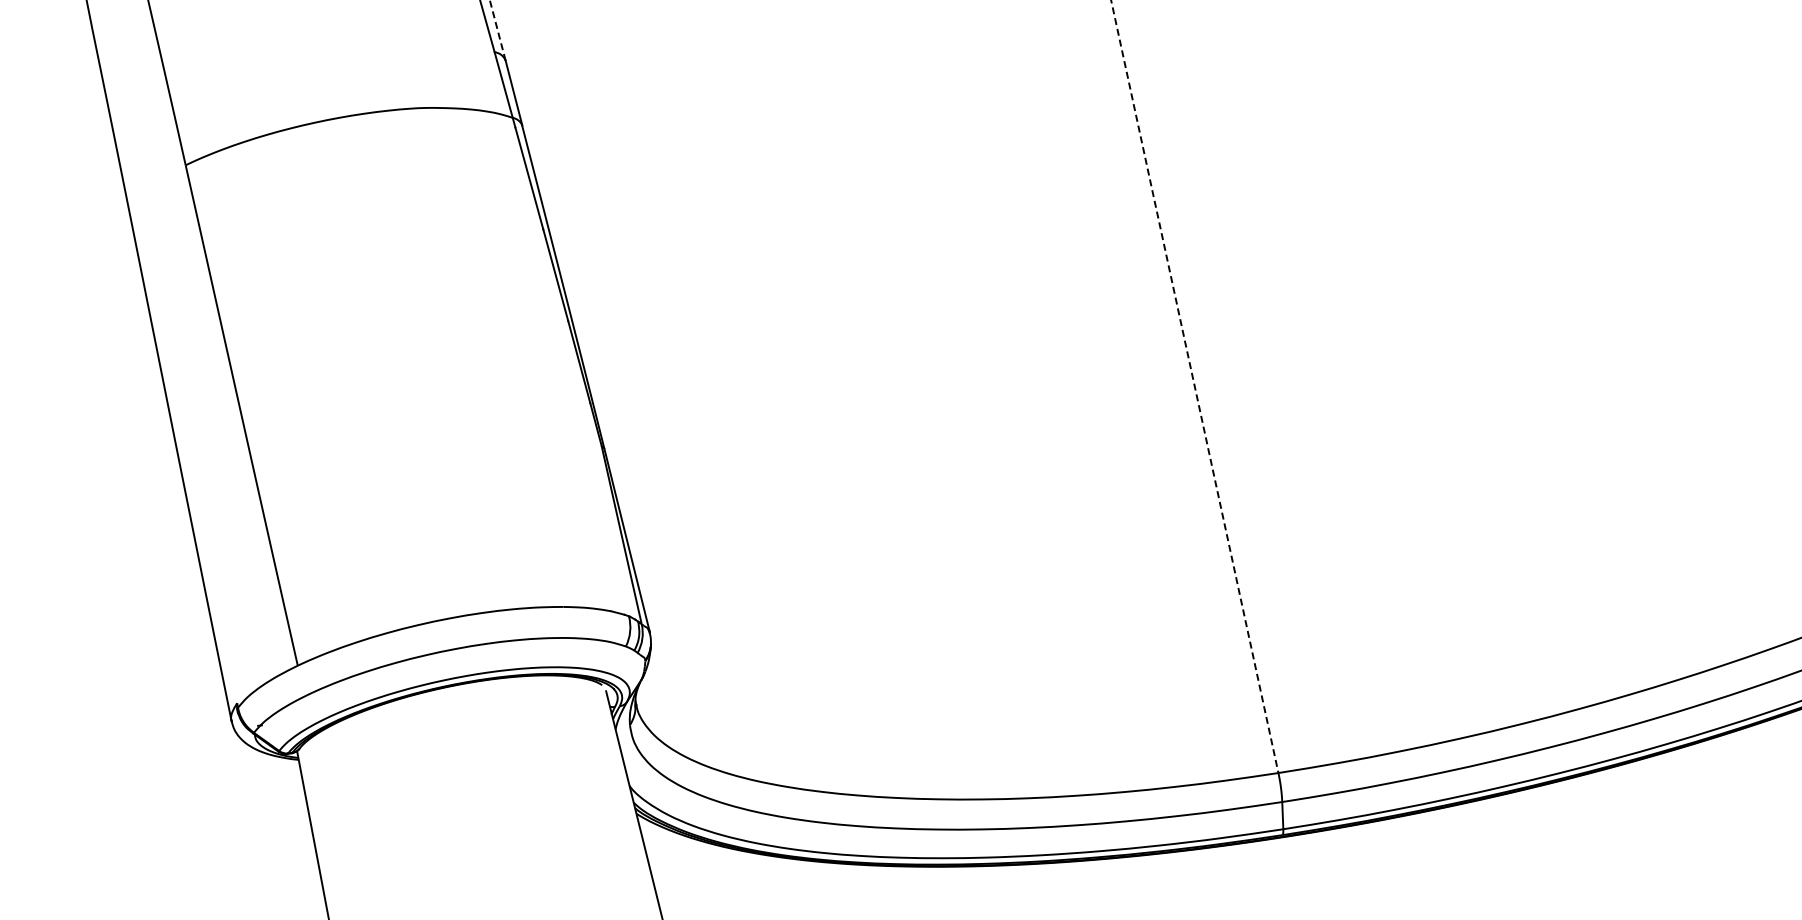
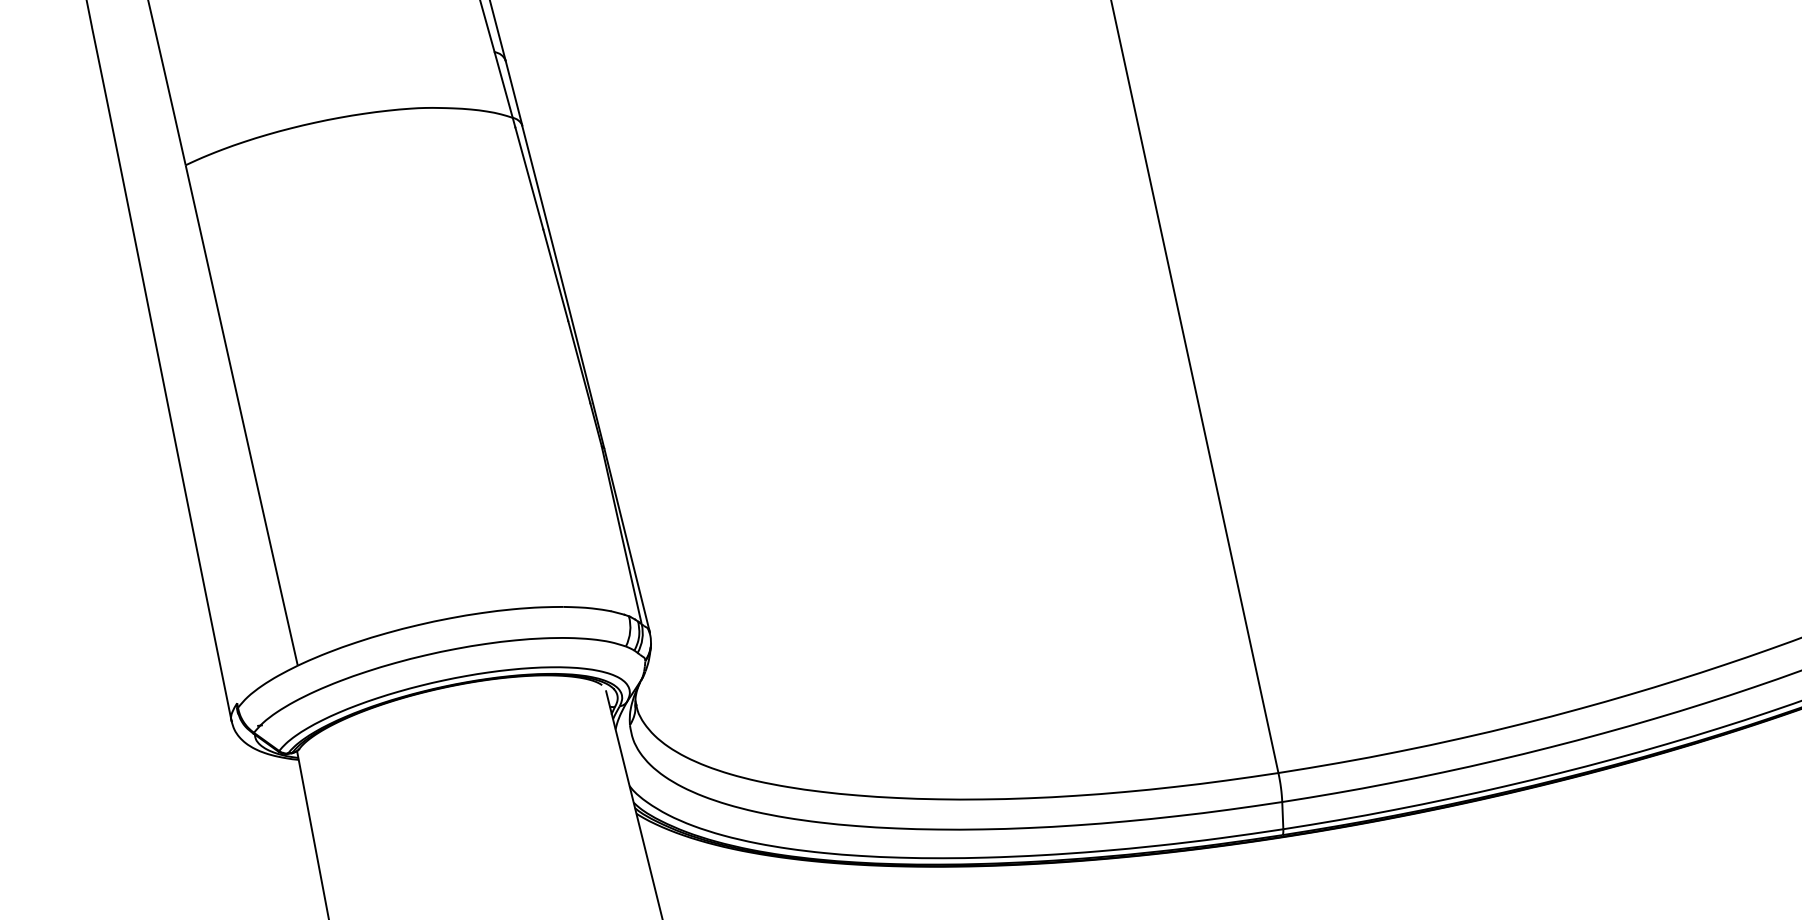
line: dashed -> solid (497, 30)
line: dashed -> solid (1194, 387)
